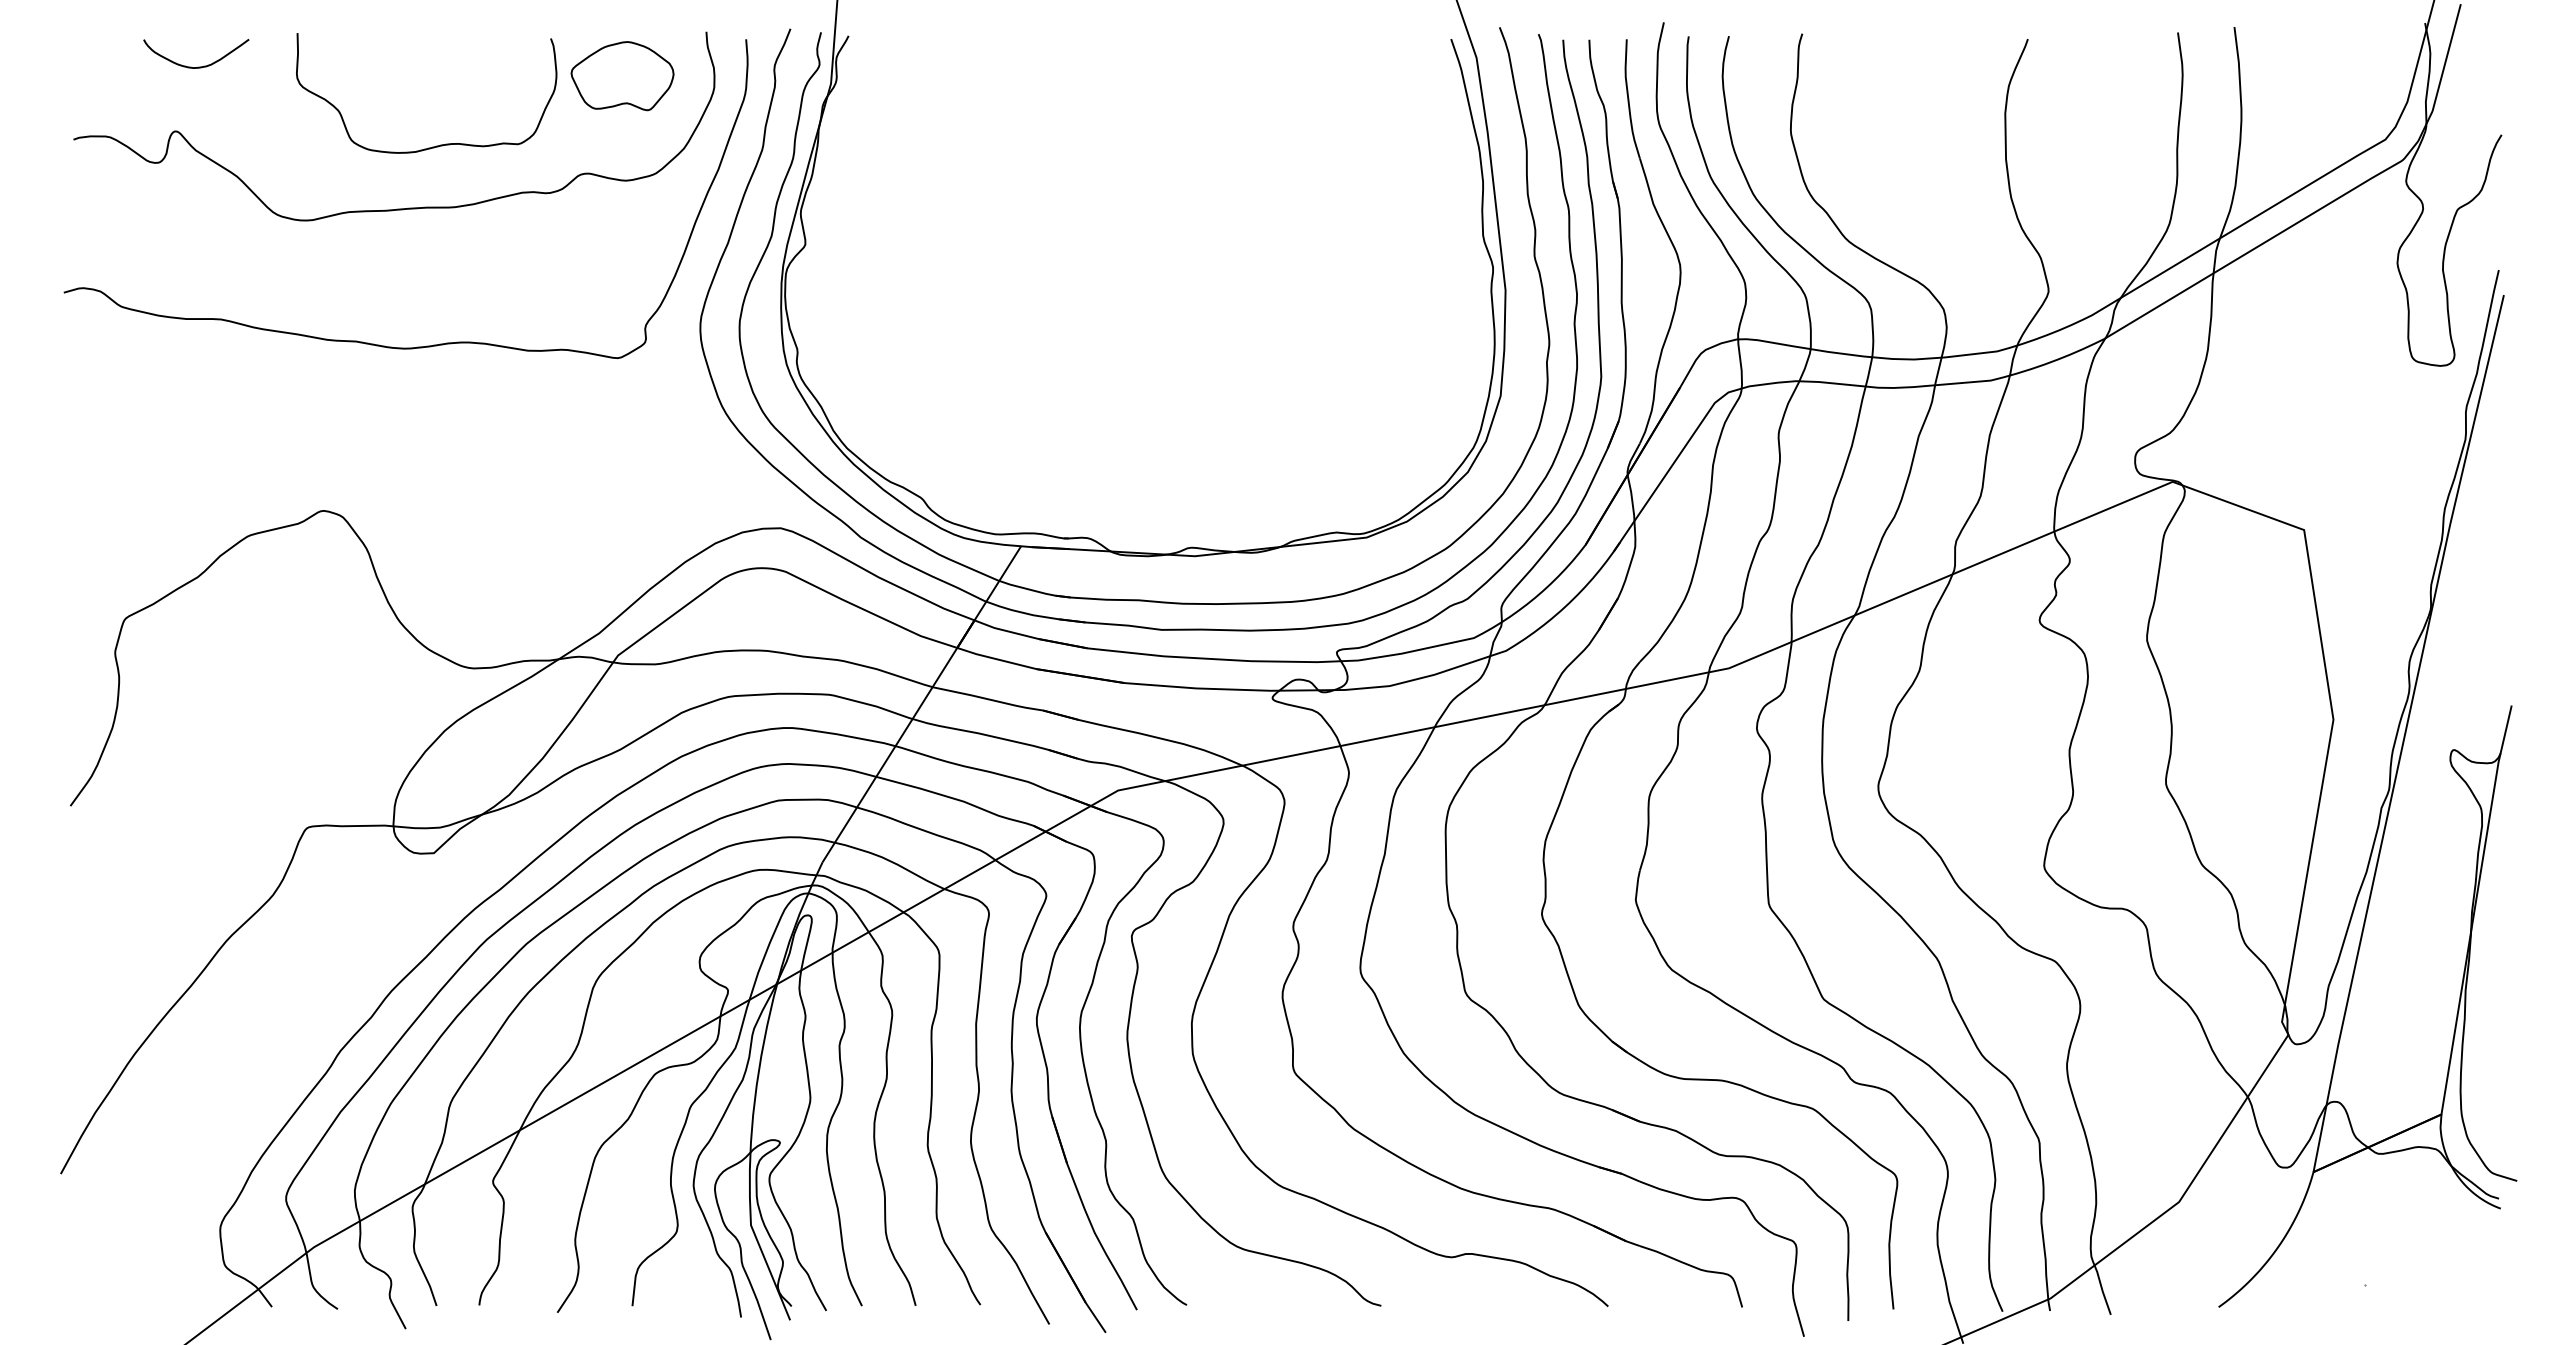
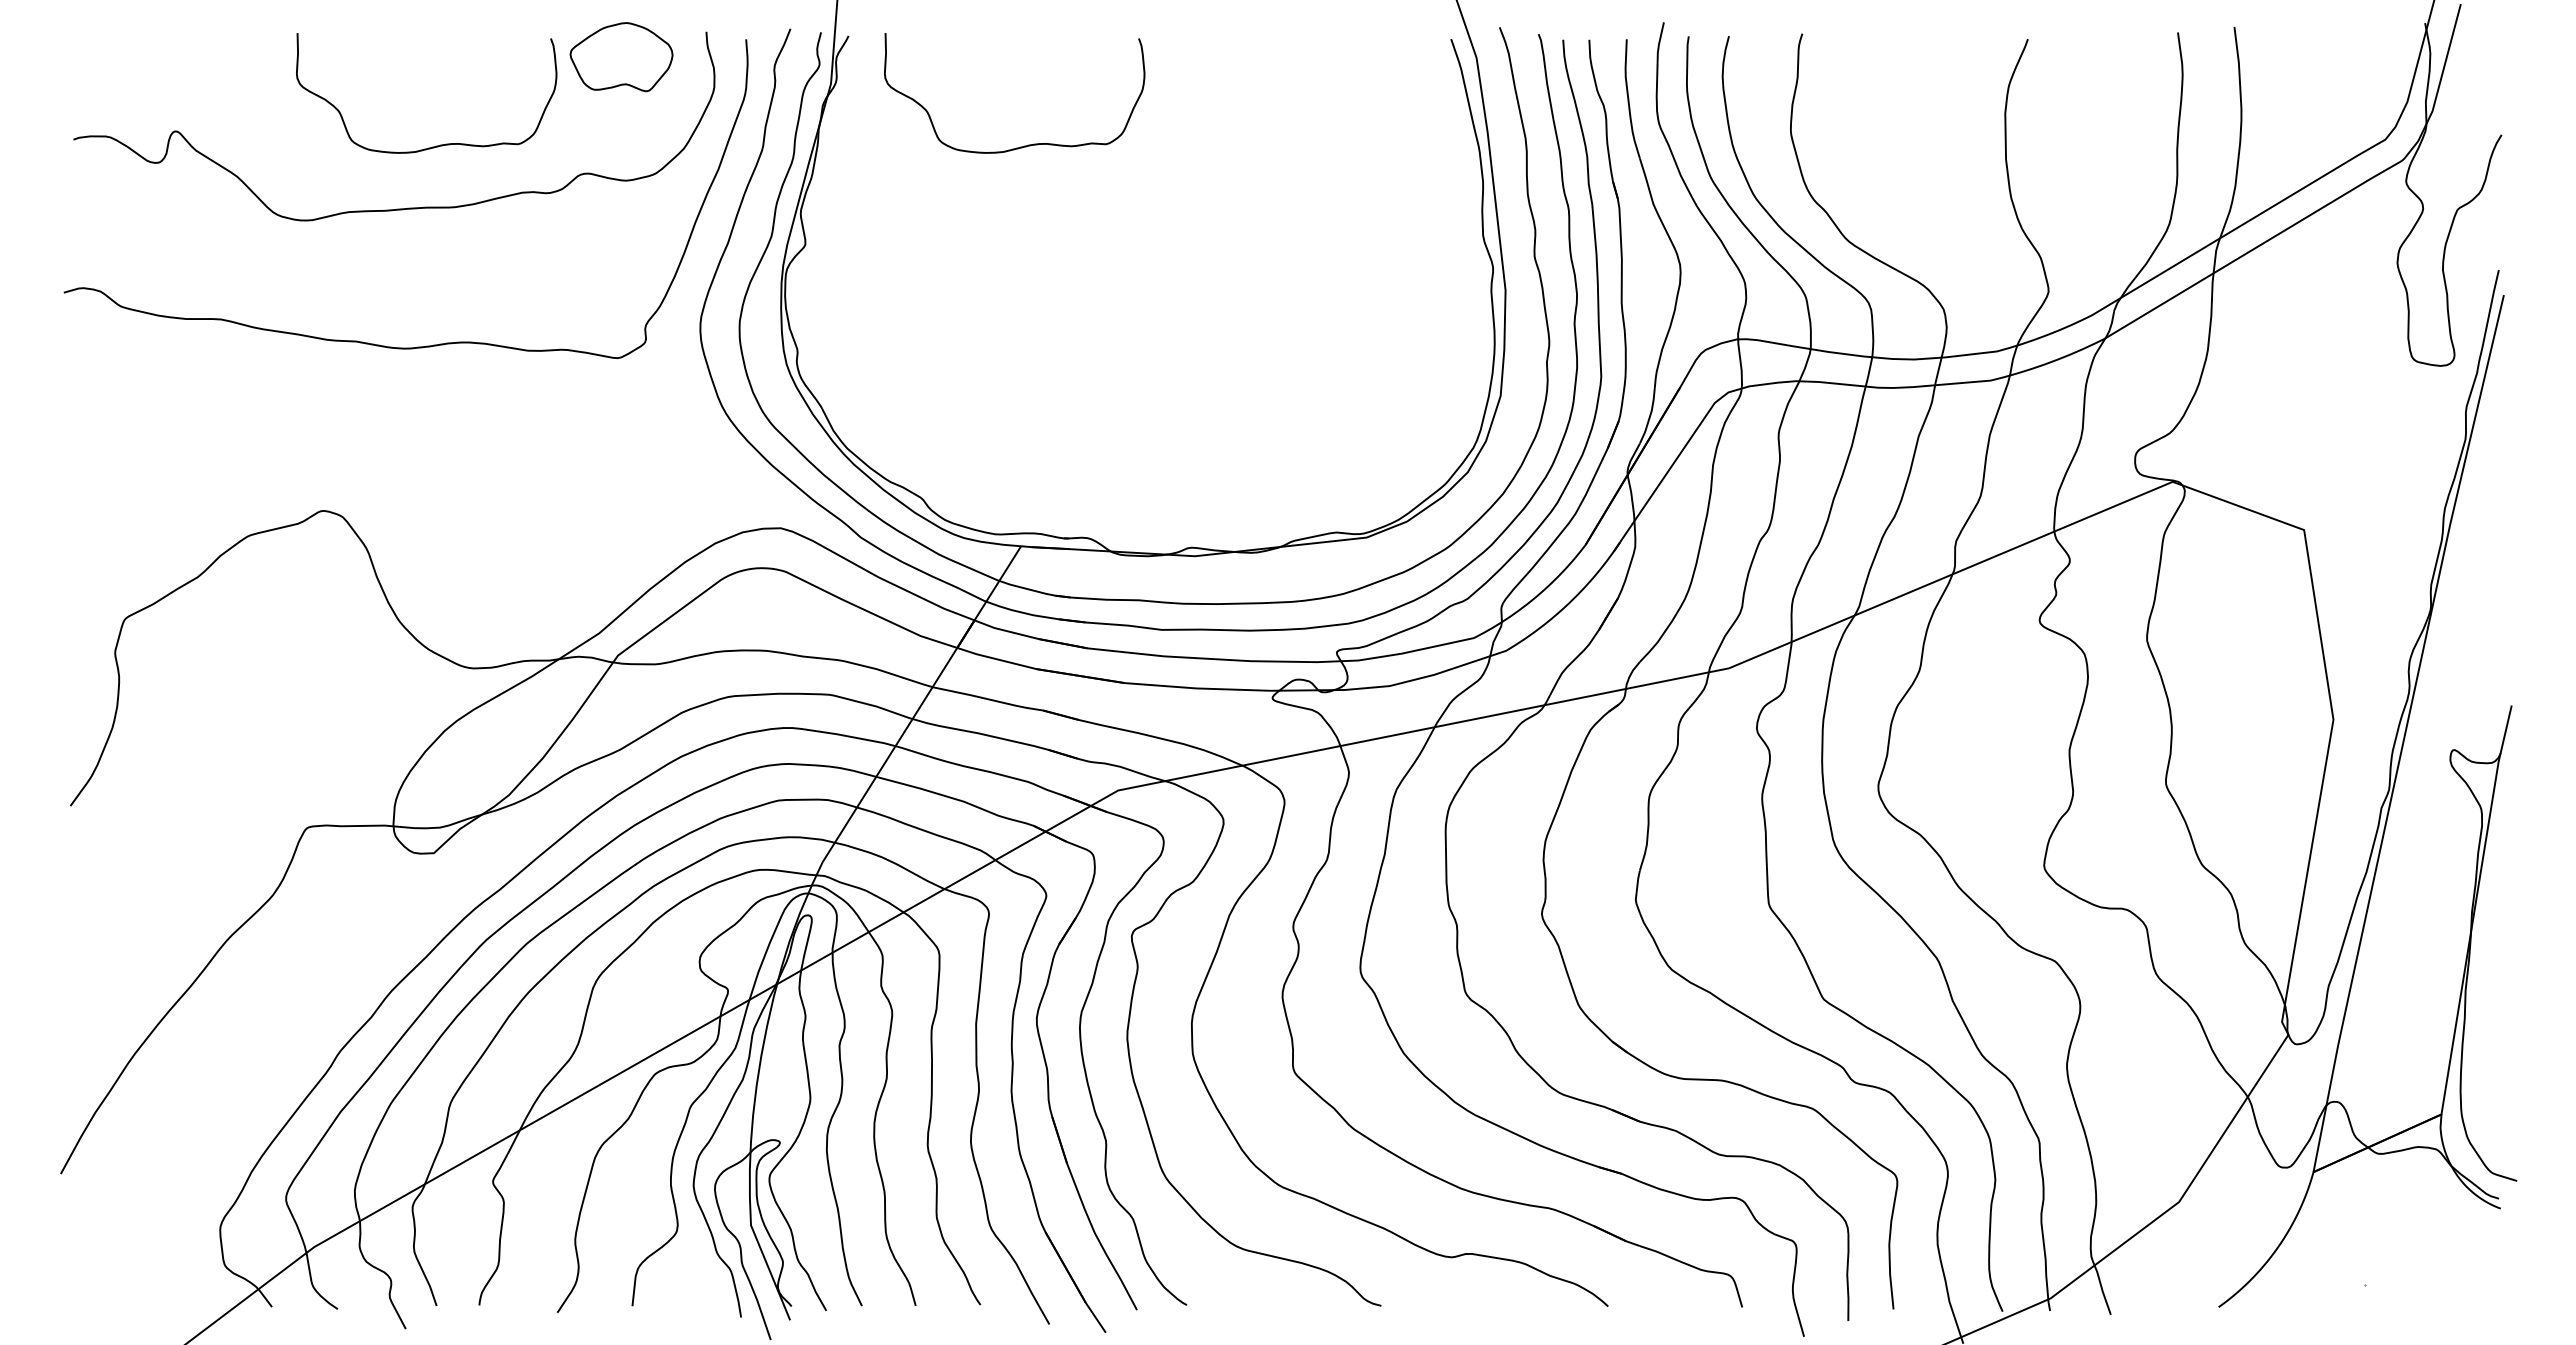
curve: present -> none (198, 66)
part position: (622, 76) -> (621, 57) (621, 57)
curve: none -> present (1028, 144)
